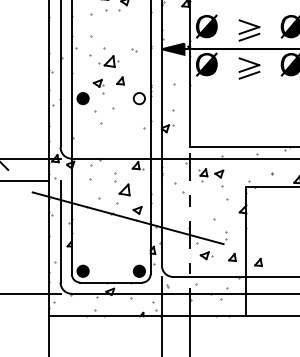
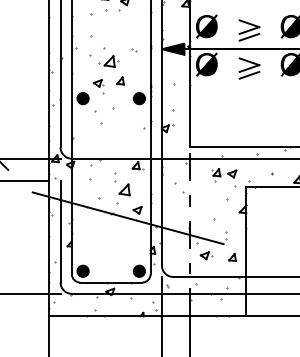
fill: none -> present (139, 98)
part position: (211, 177) -> (224, 177) (224, 177)
part: present -> none (258, 261)
